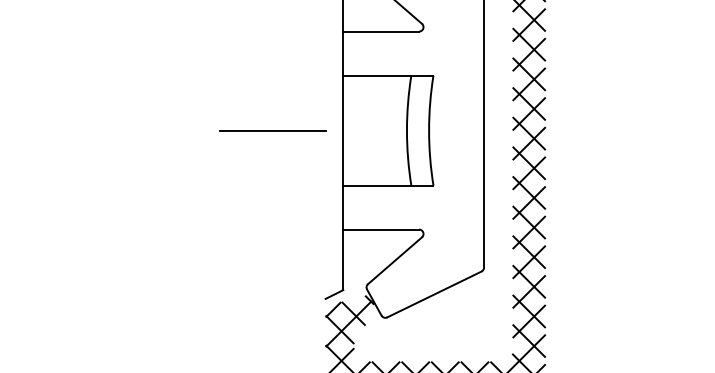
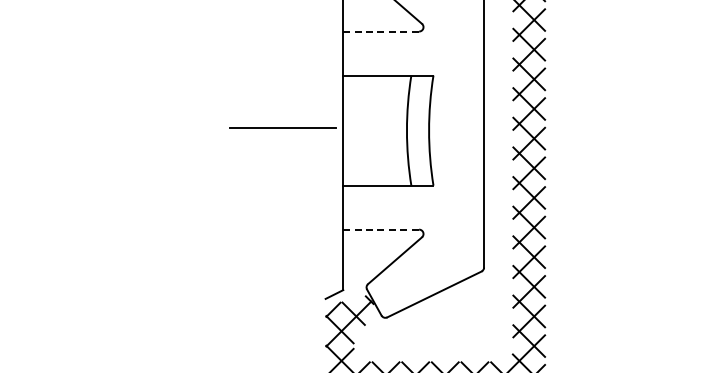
line: solid -> dashed (381, 31)
line position: (272, 130) -> (282, 127) (282, 127)
line: solid -> dashed (381, 229)
